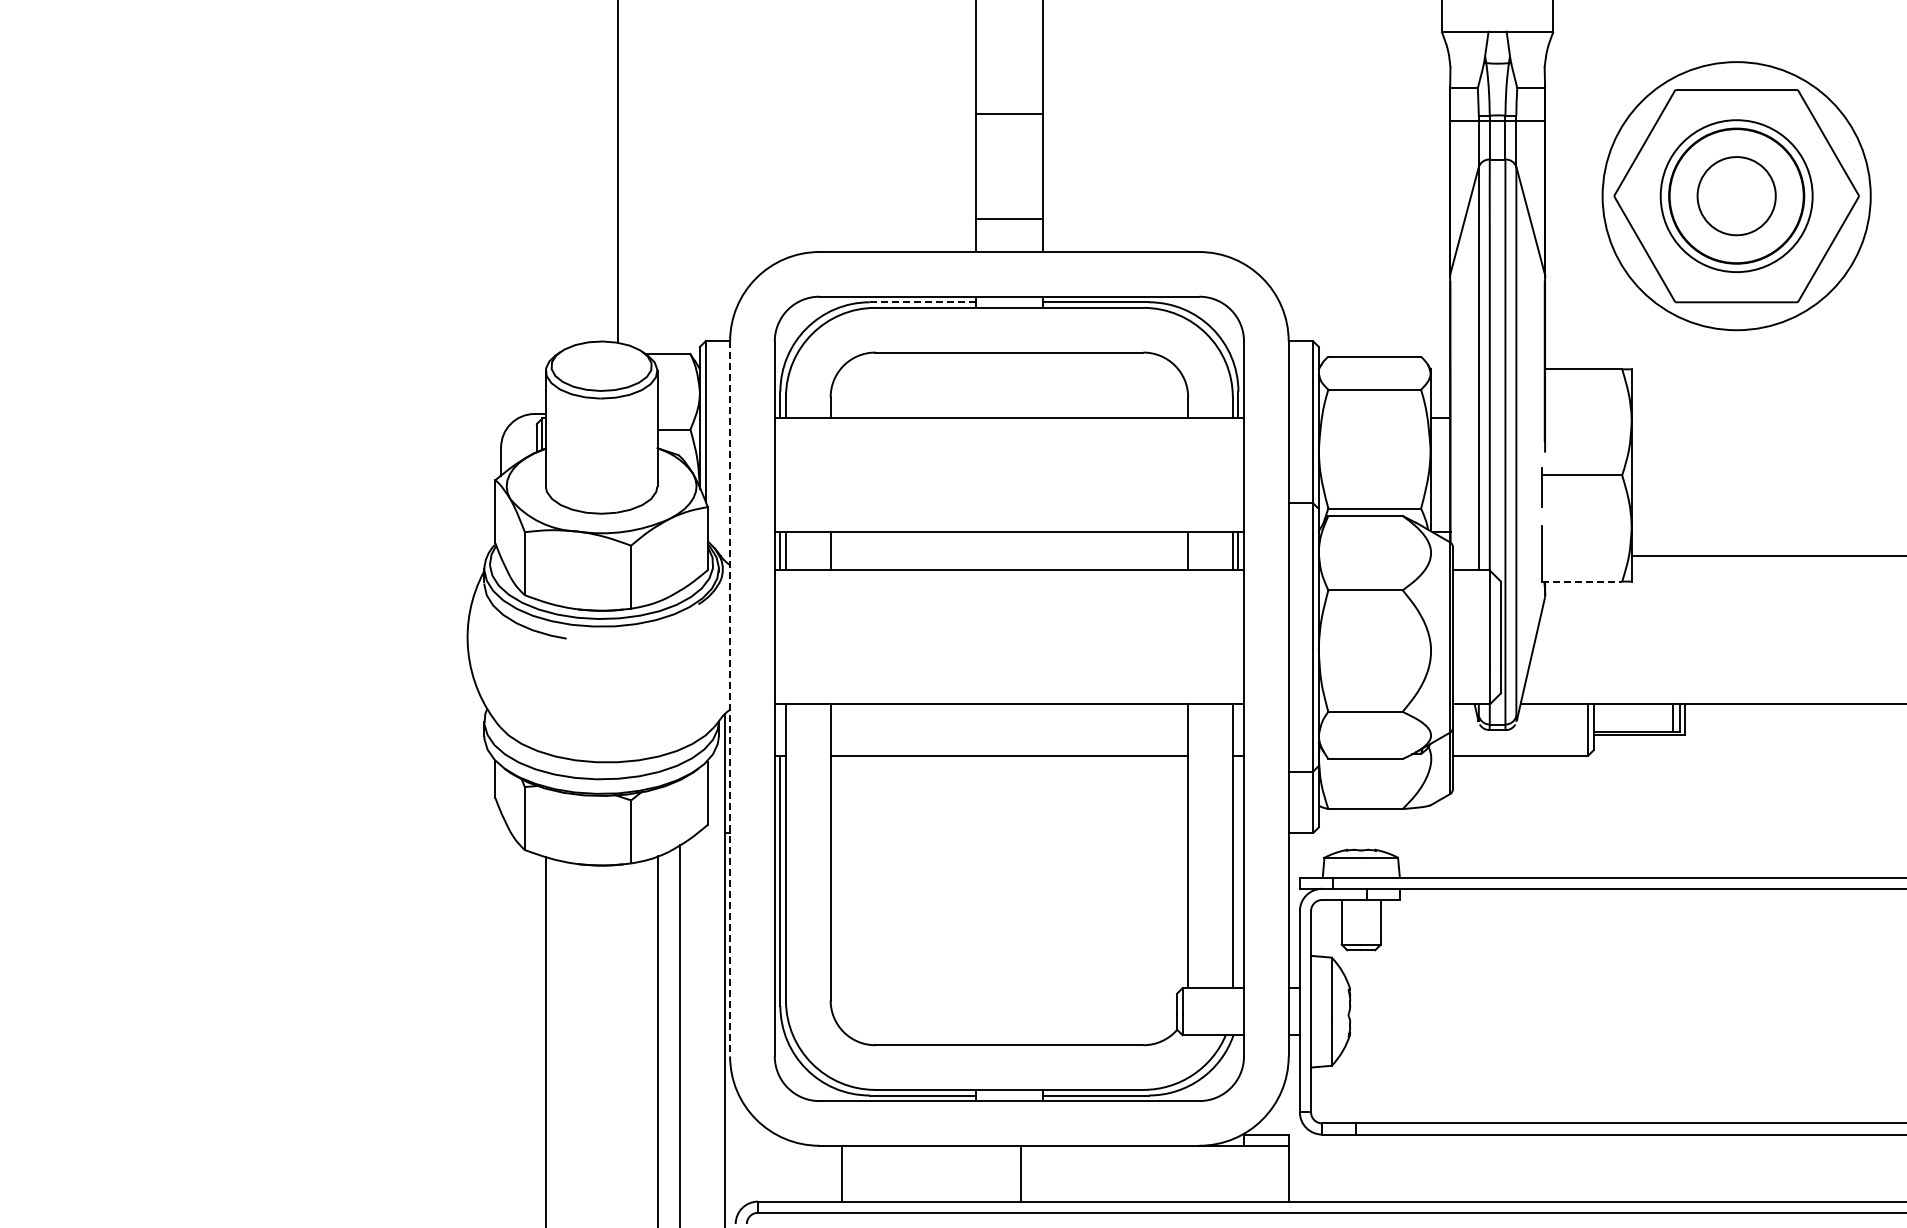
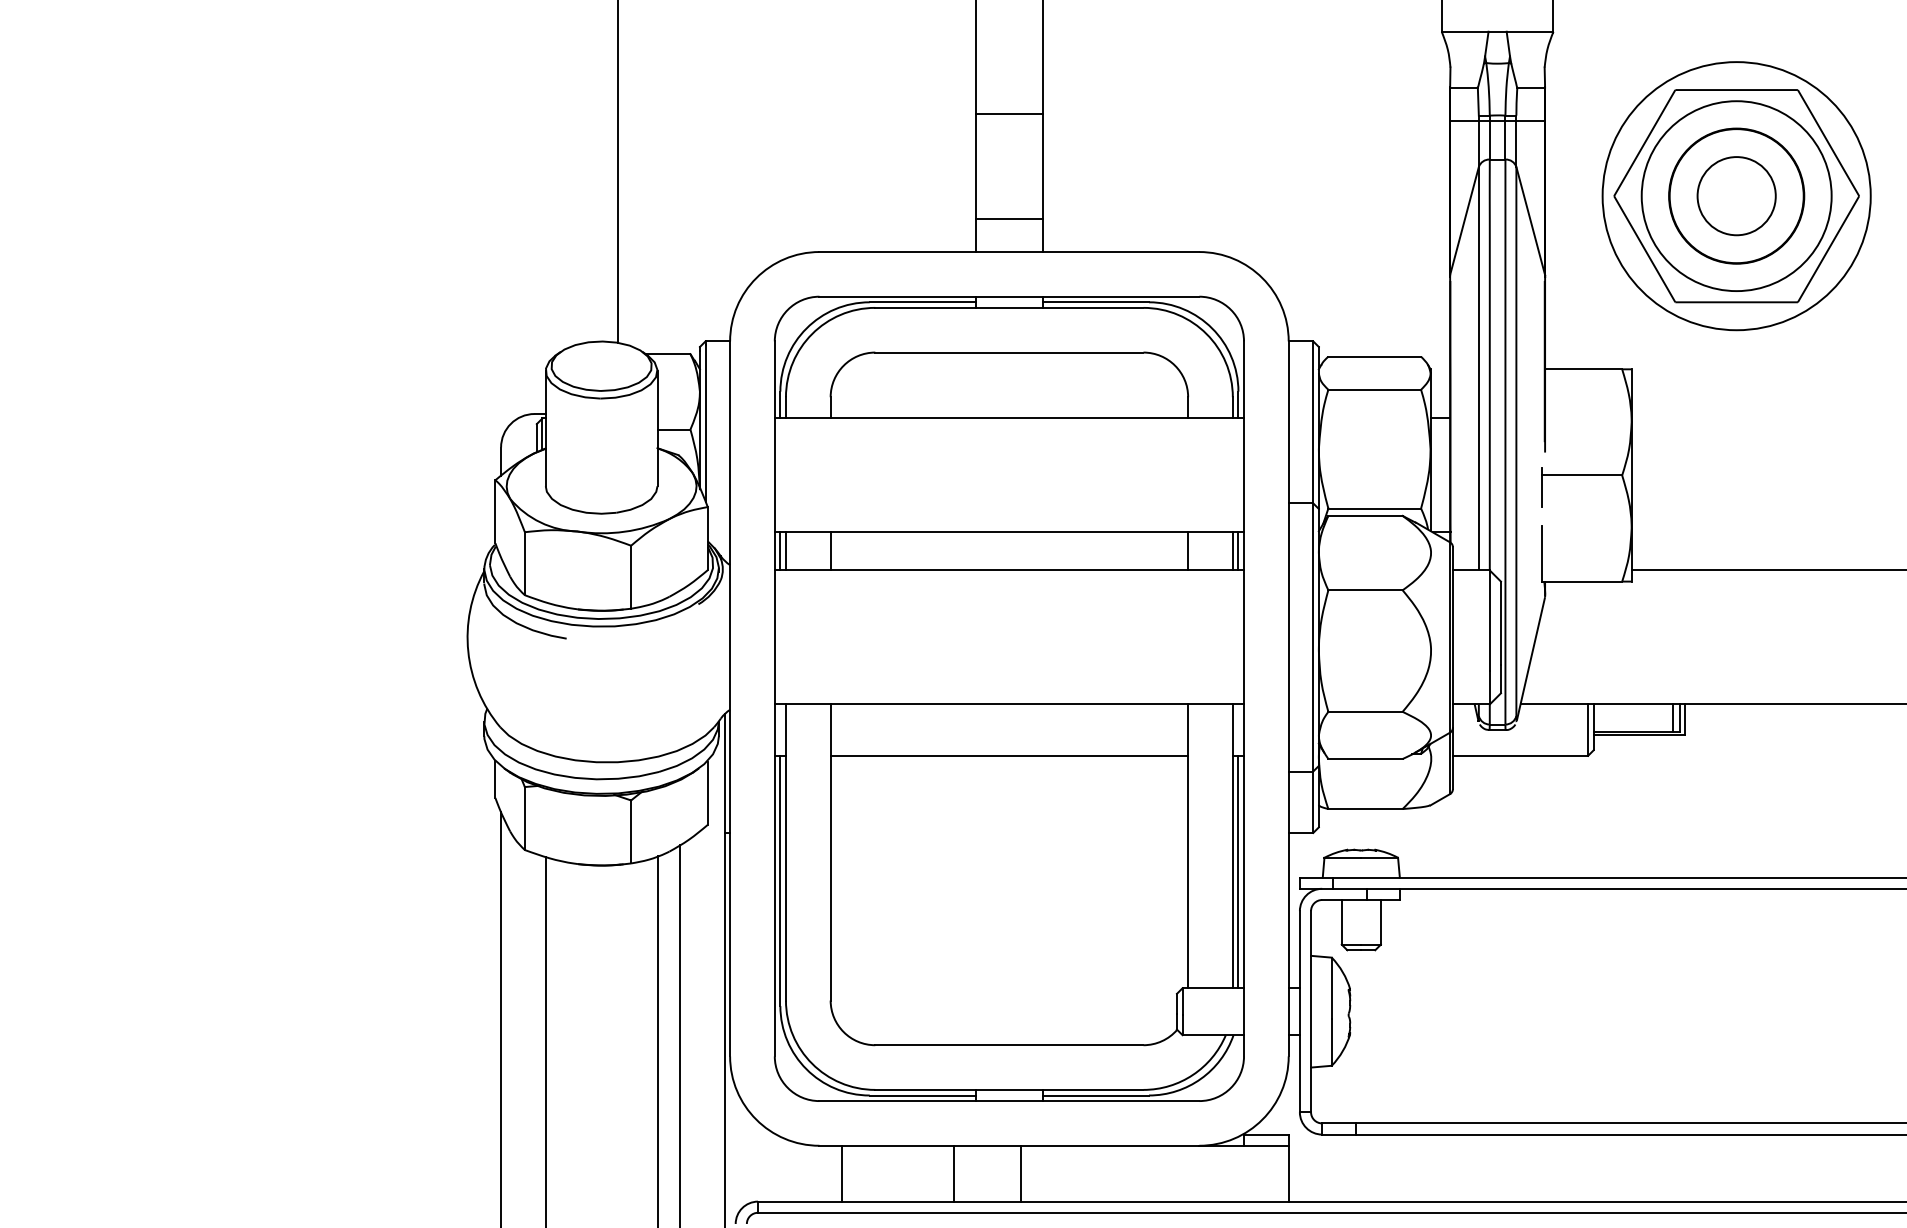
circle diameter: 152 px -> 190 px (1736, 196)
line: dashed -> solid (923, 302)
line position: (1767, 556) -> (1767, 570) (1767, 570)
line: dashed -> solid (1582, 581)
line: dashed -> solid (730, 699)
line: none -> present (1238, 871)
line: none -> present (501, 1017)
line: none -> present (953, 1173)
